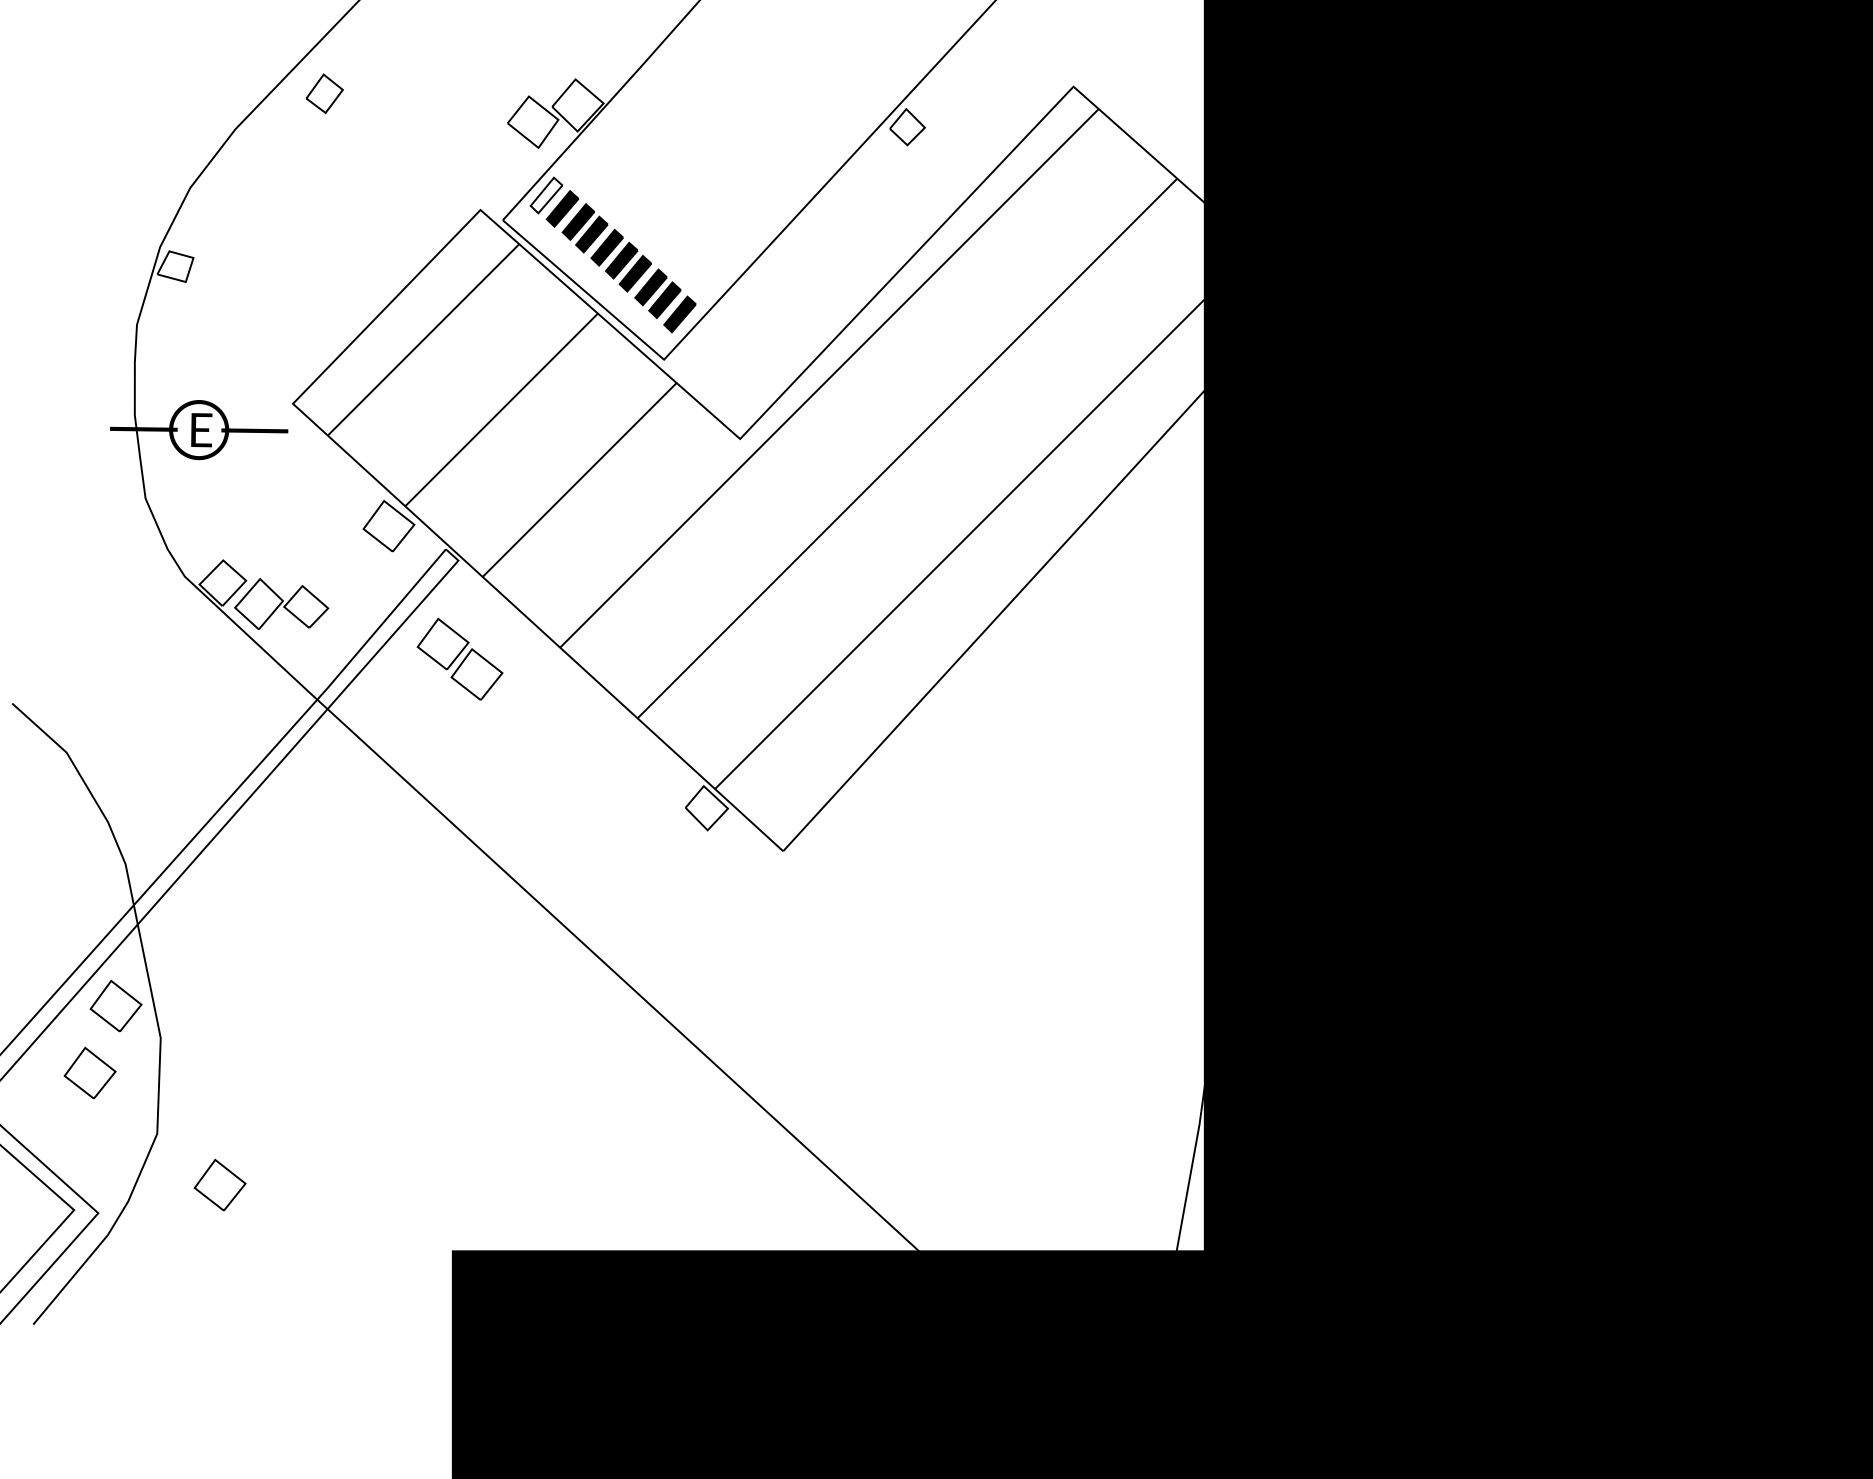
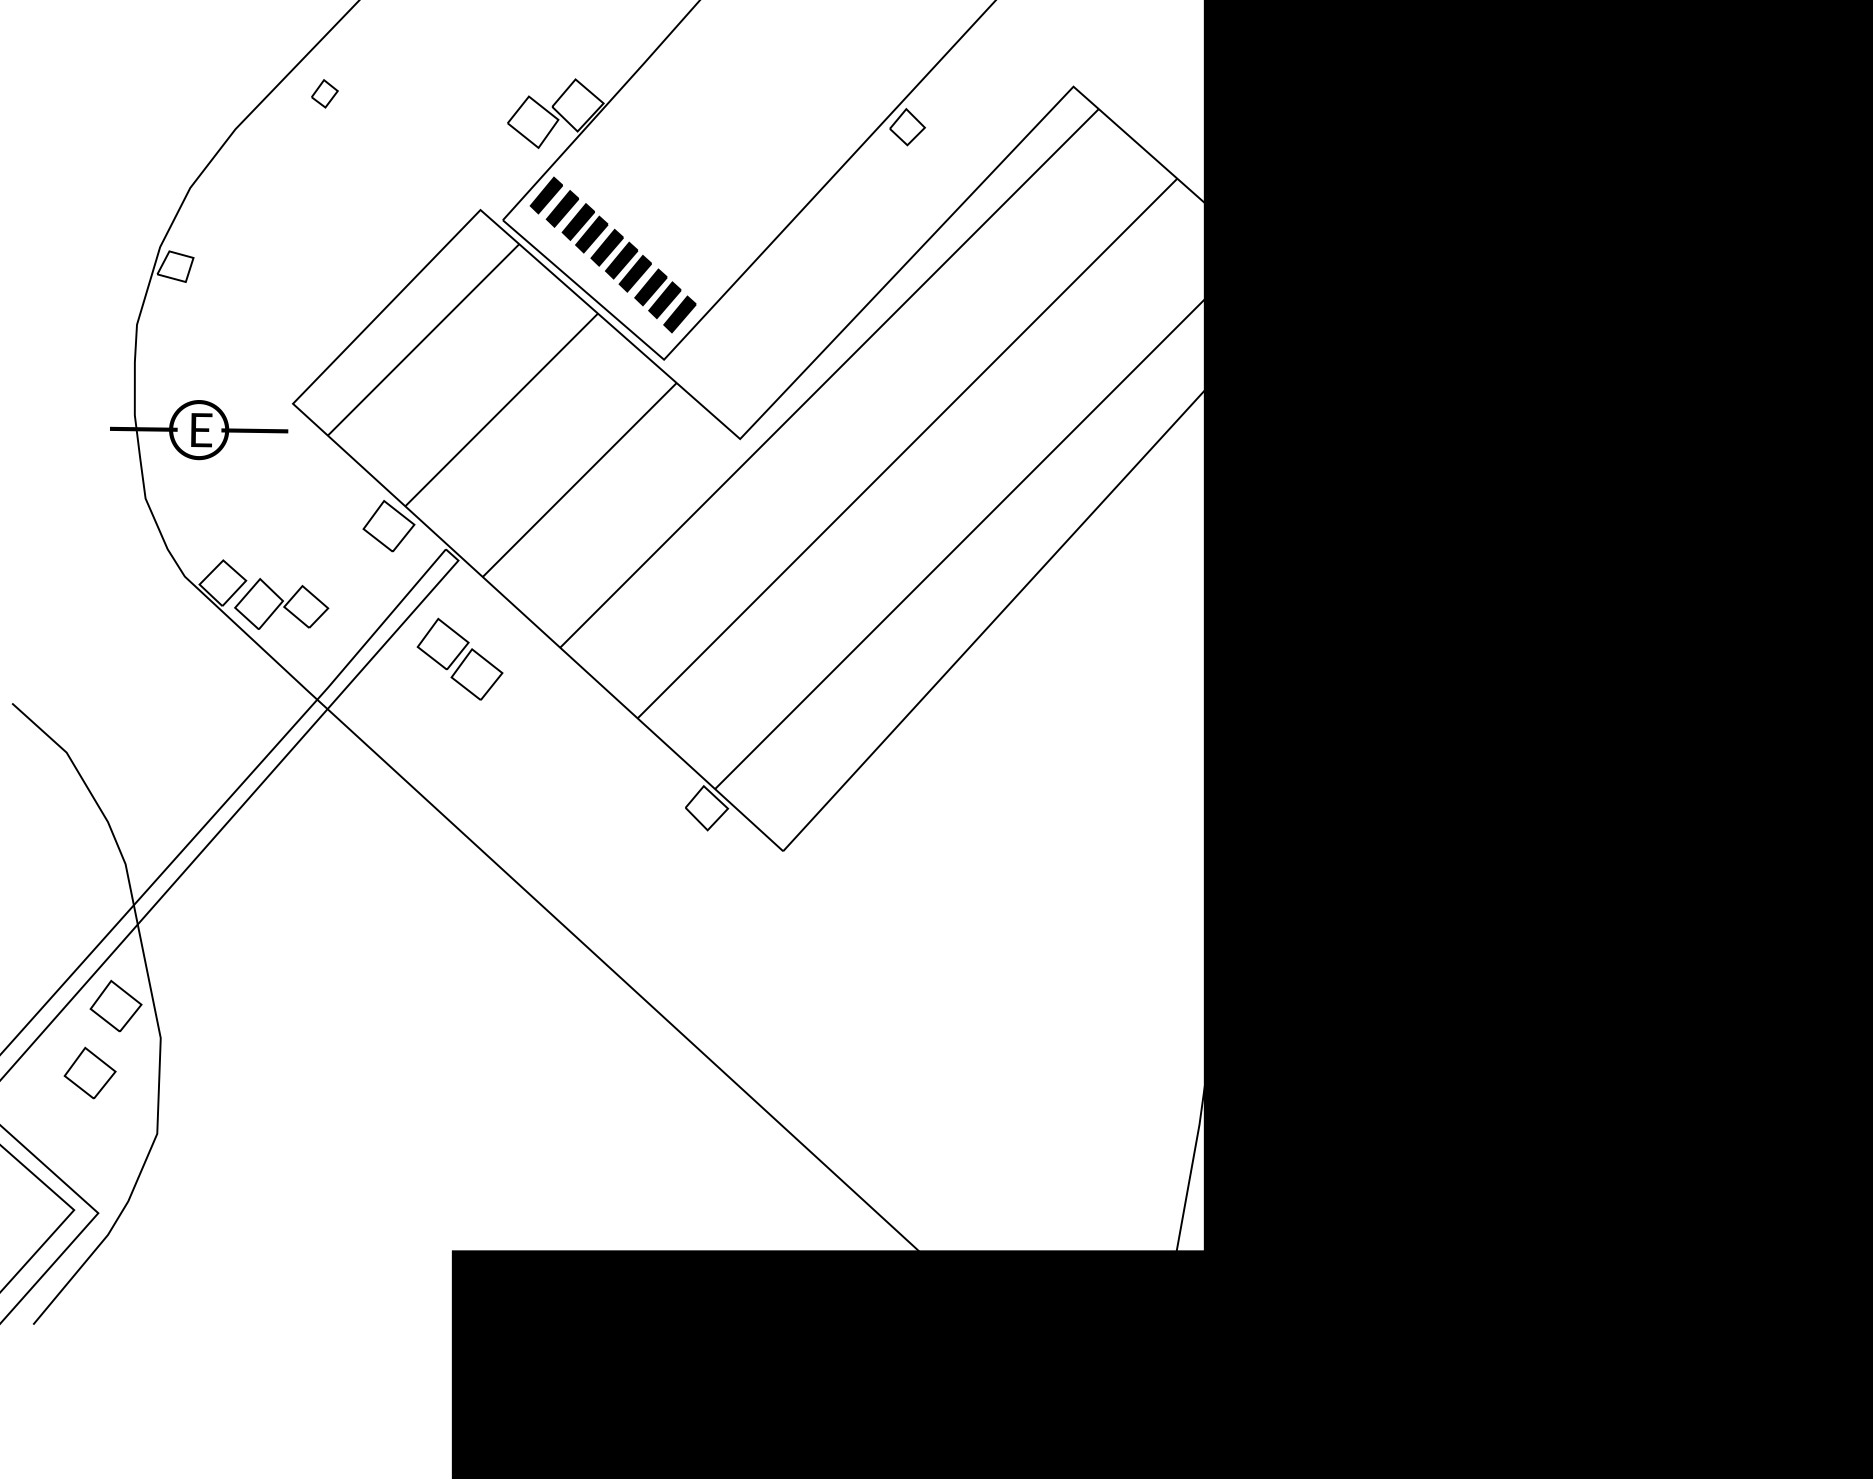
part size: 38x41 px -> 28x30 px (324, 93)
fill: none -> present (546, 195)
part: present -> none (219, 1184)
